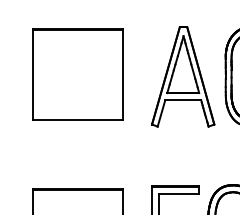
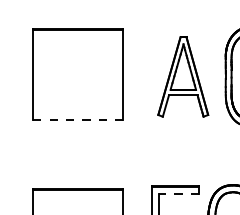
part size: 65x102 px -> 53x82 px (183, 76)
line: solid -> dashed (78, 119)
line: solid -> dashed (178, 193)
